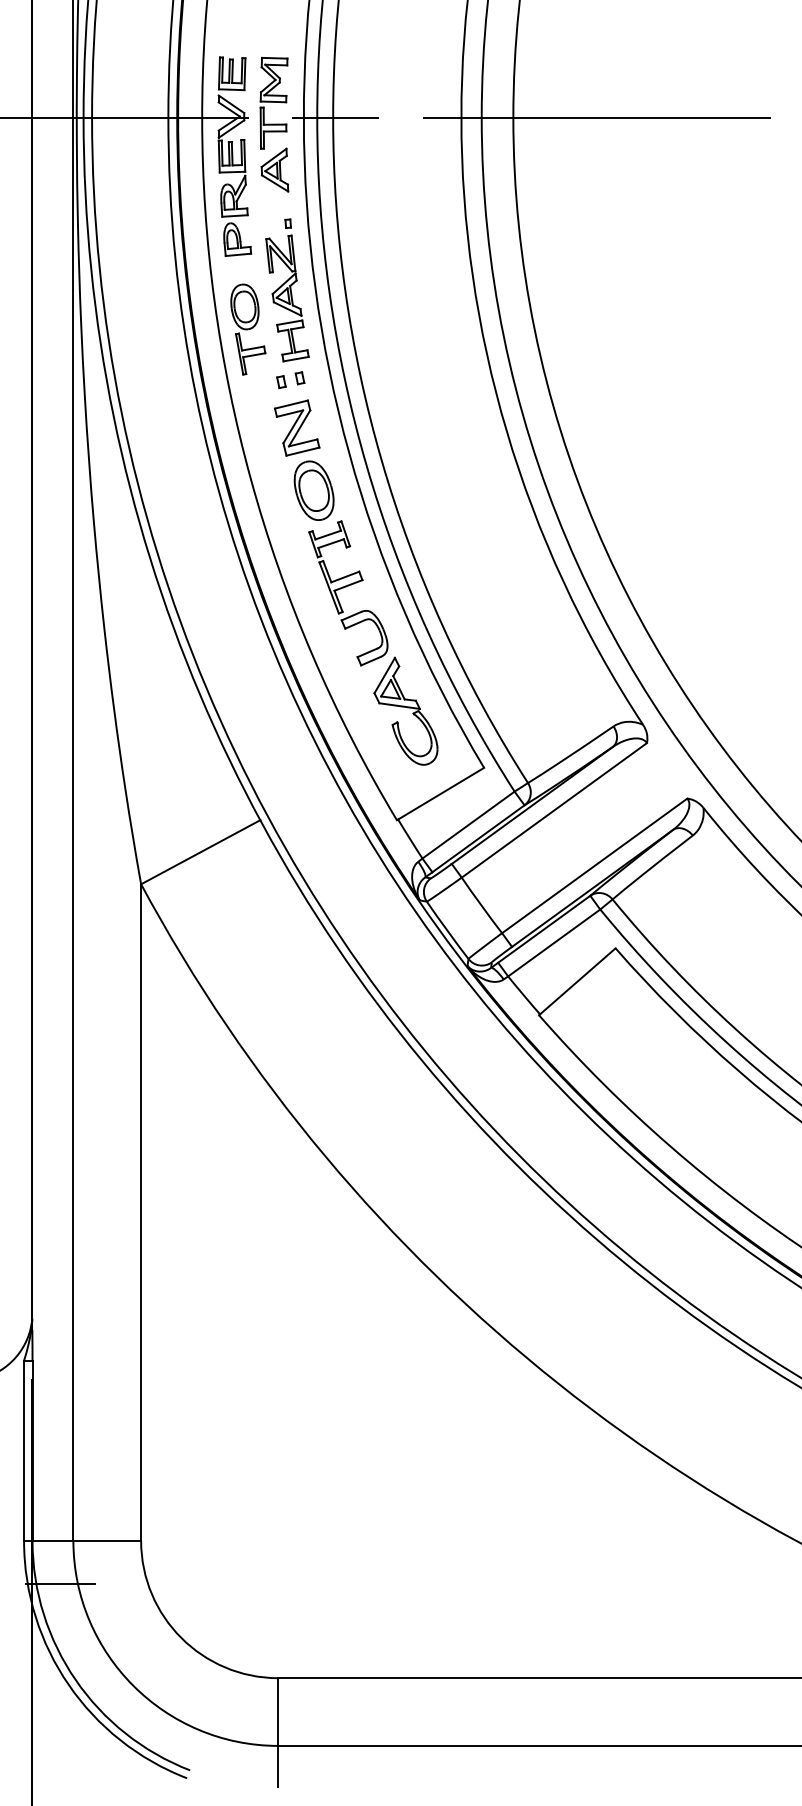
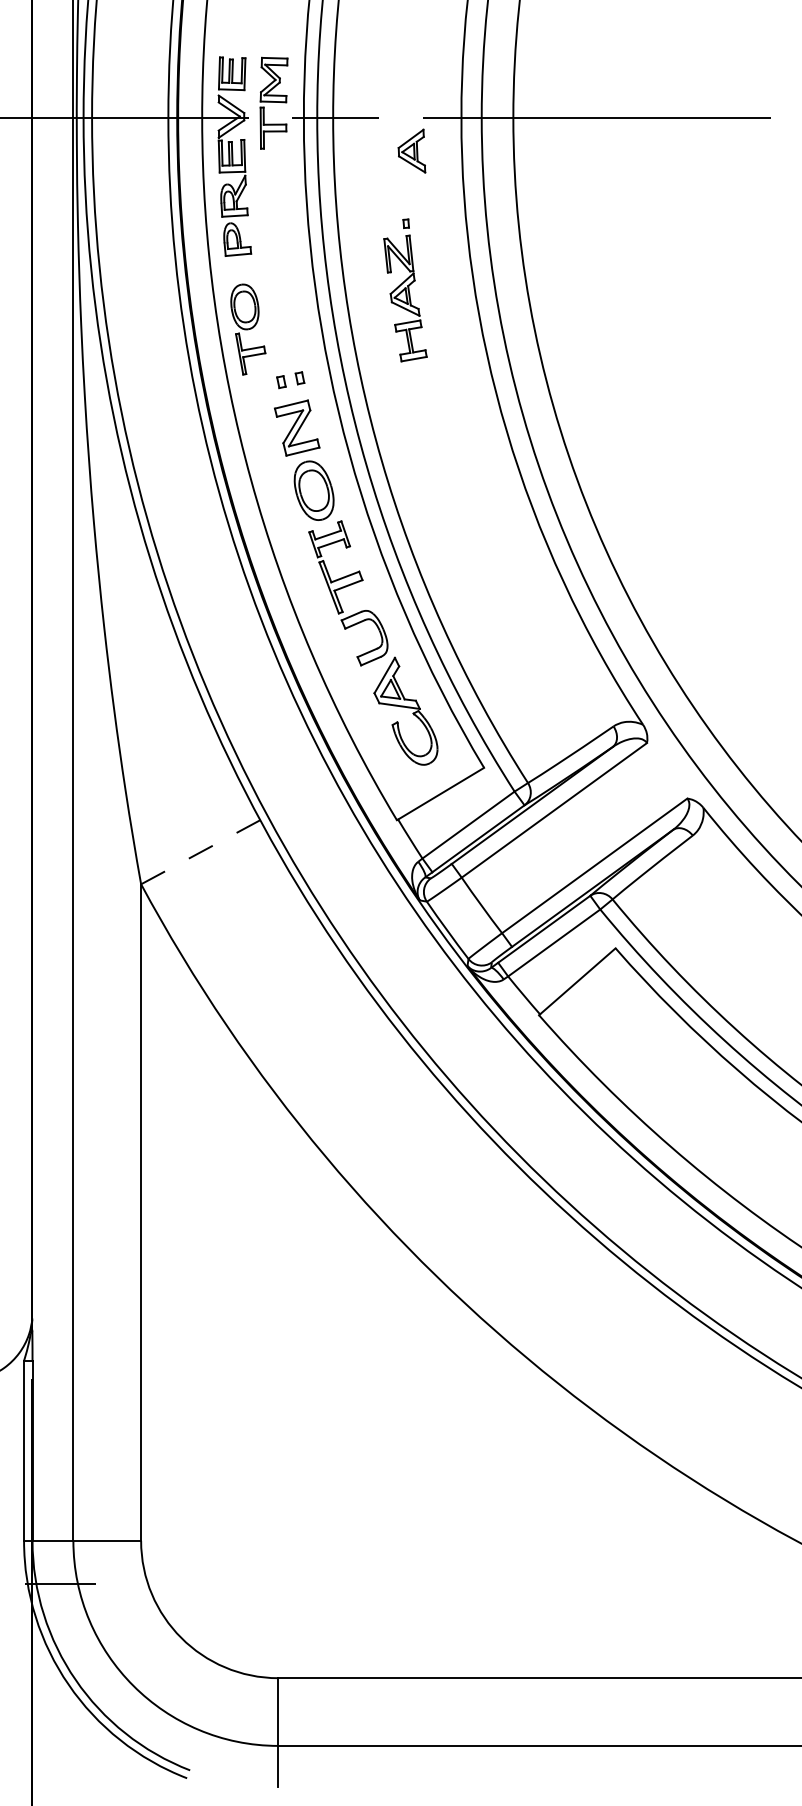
part position: (274, 169) -> (411, 150) (411, 150)
part position: (287, 290) -> (405, 290) (405, 290)
line: solid -> dashed (200, 852)
